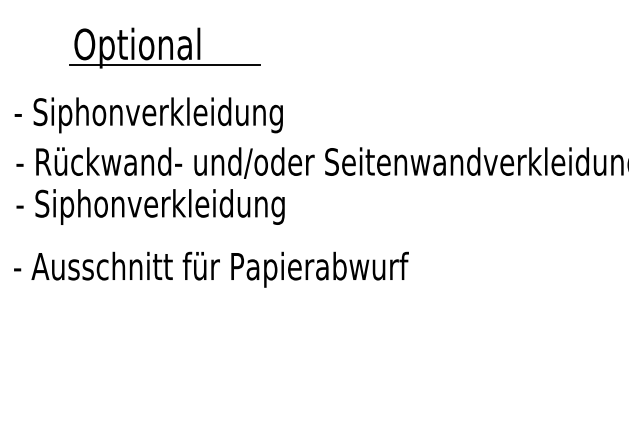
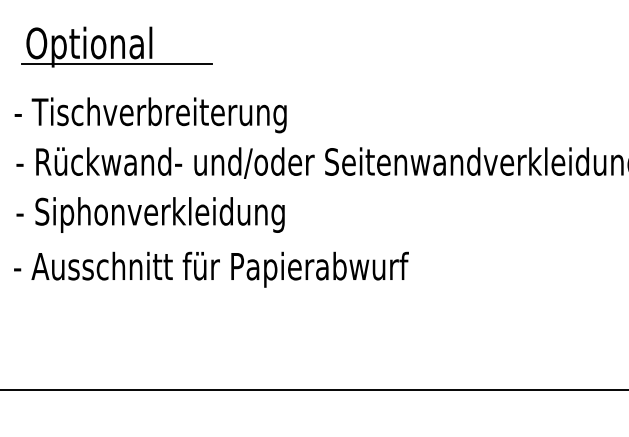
part position: (164, 47) -> (116, 46) (116, 46)
text: - Siphonverkleidung -> - Tischverbreiterung (158, 115)
text position: (150, 206) -> (150, 214) (150, 214)
line: none -> present (313, 390)
